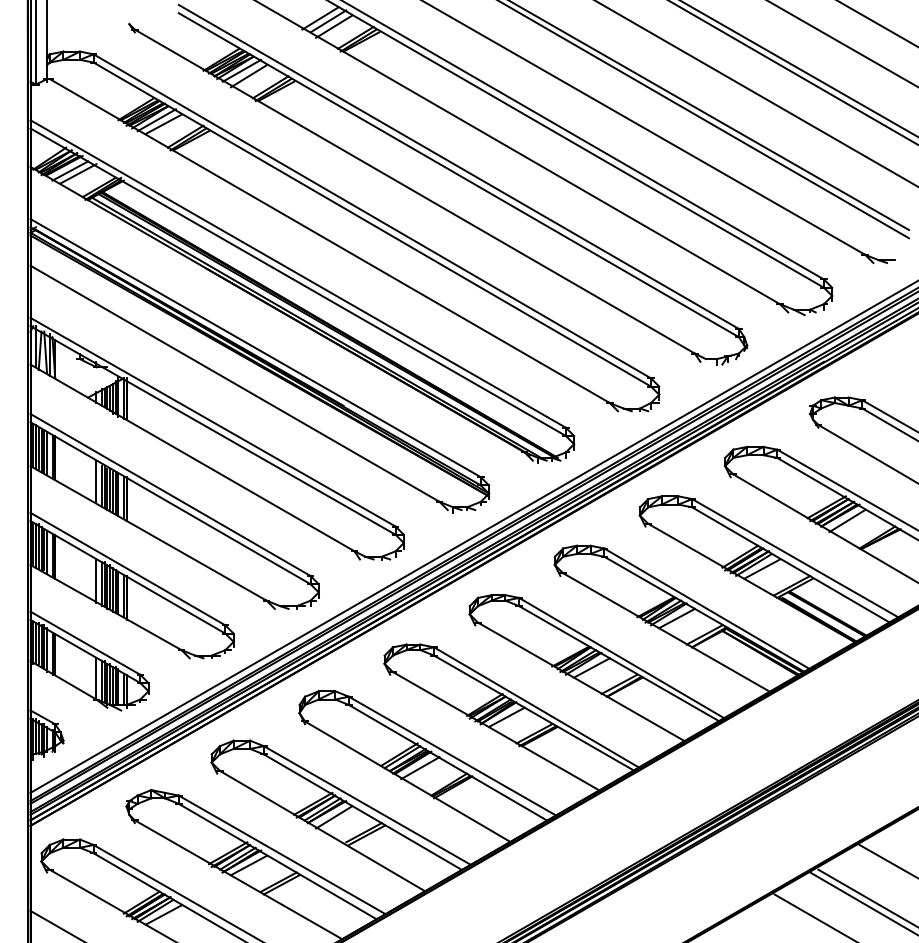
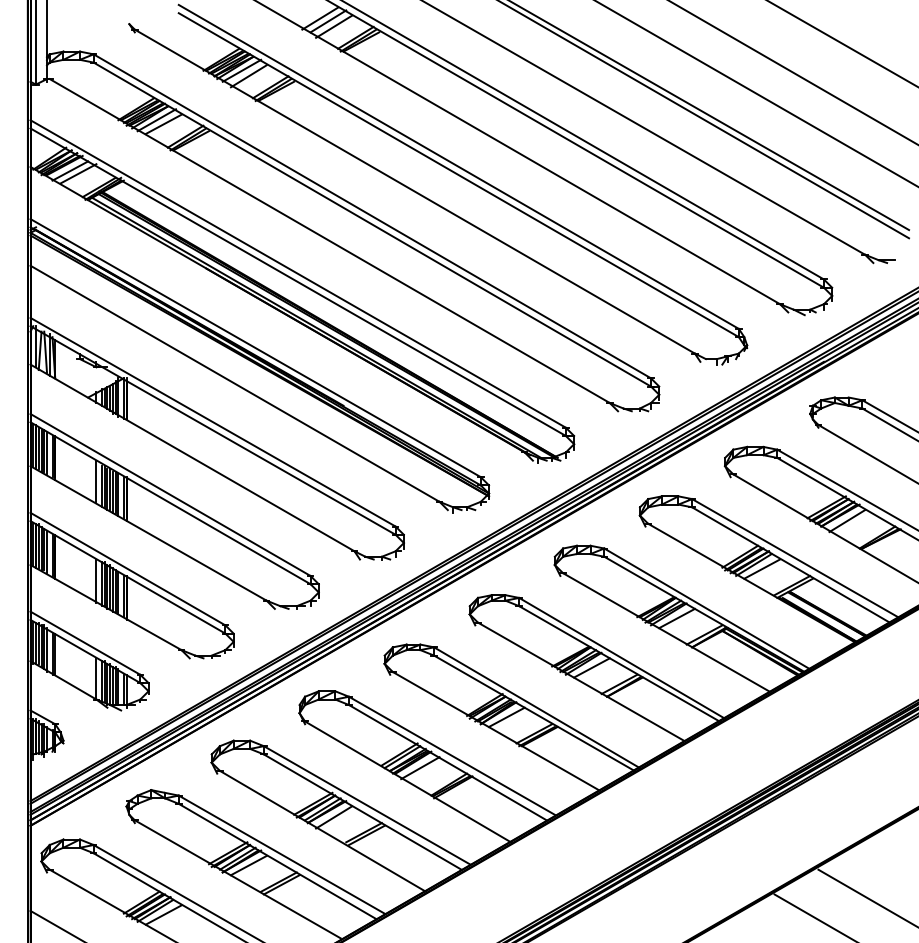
line: present -> none (877, 23)
line: present -> none (799, 68)
line: present -> none (472, 537)
line: present -> none (887, 860)
line: present -> none (862, 902)
